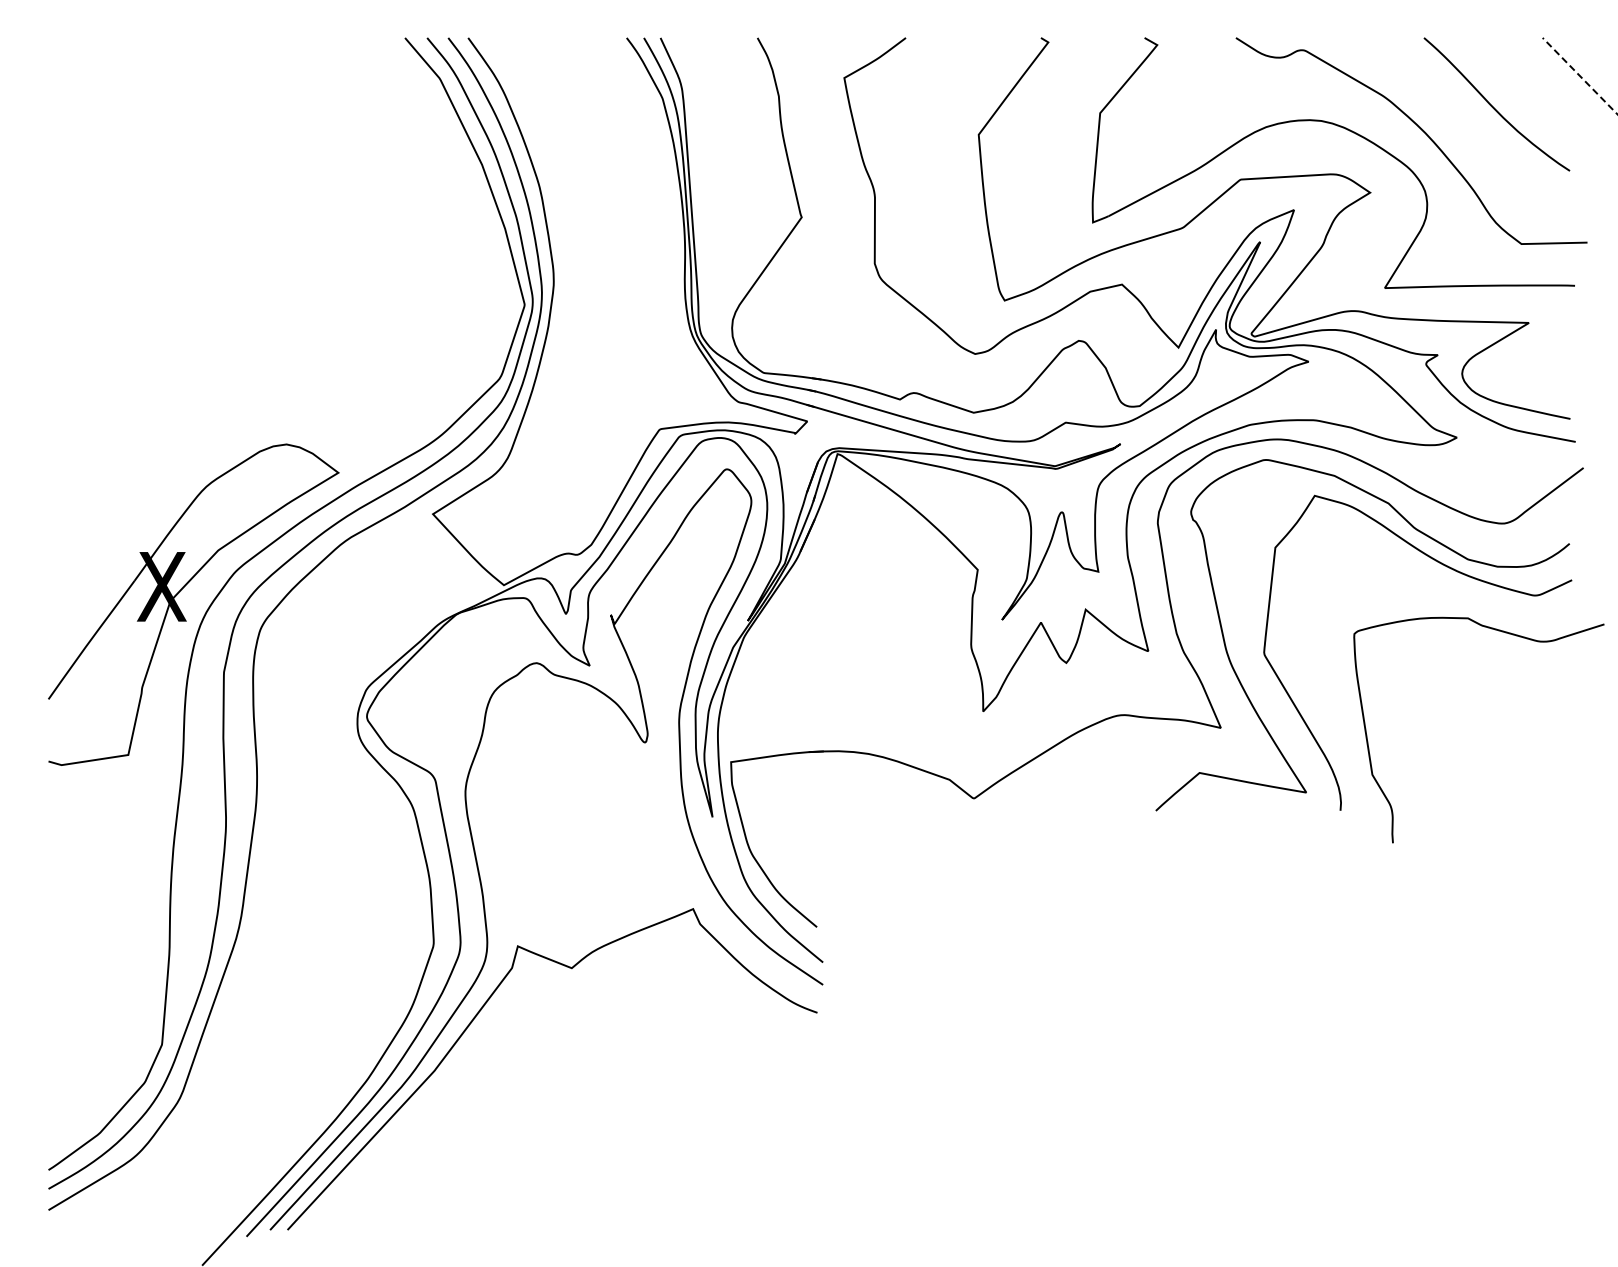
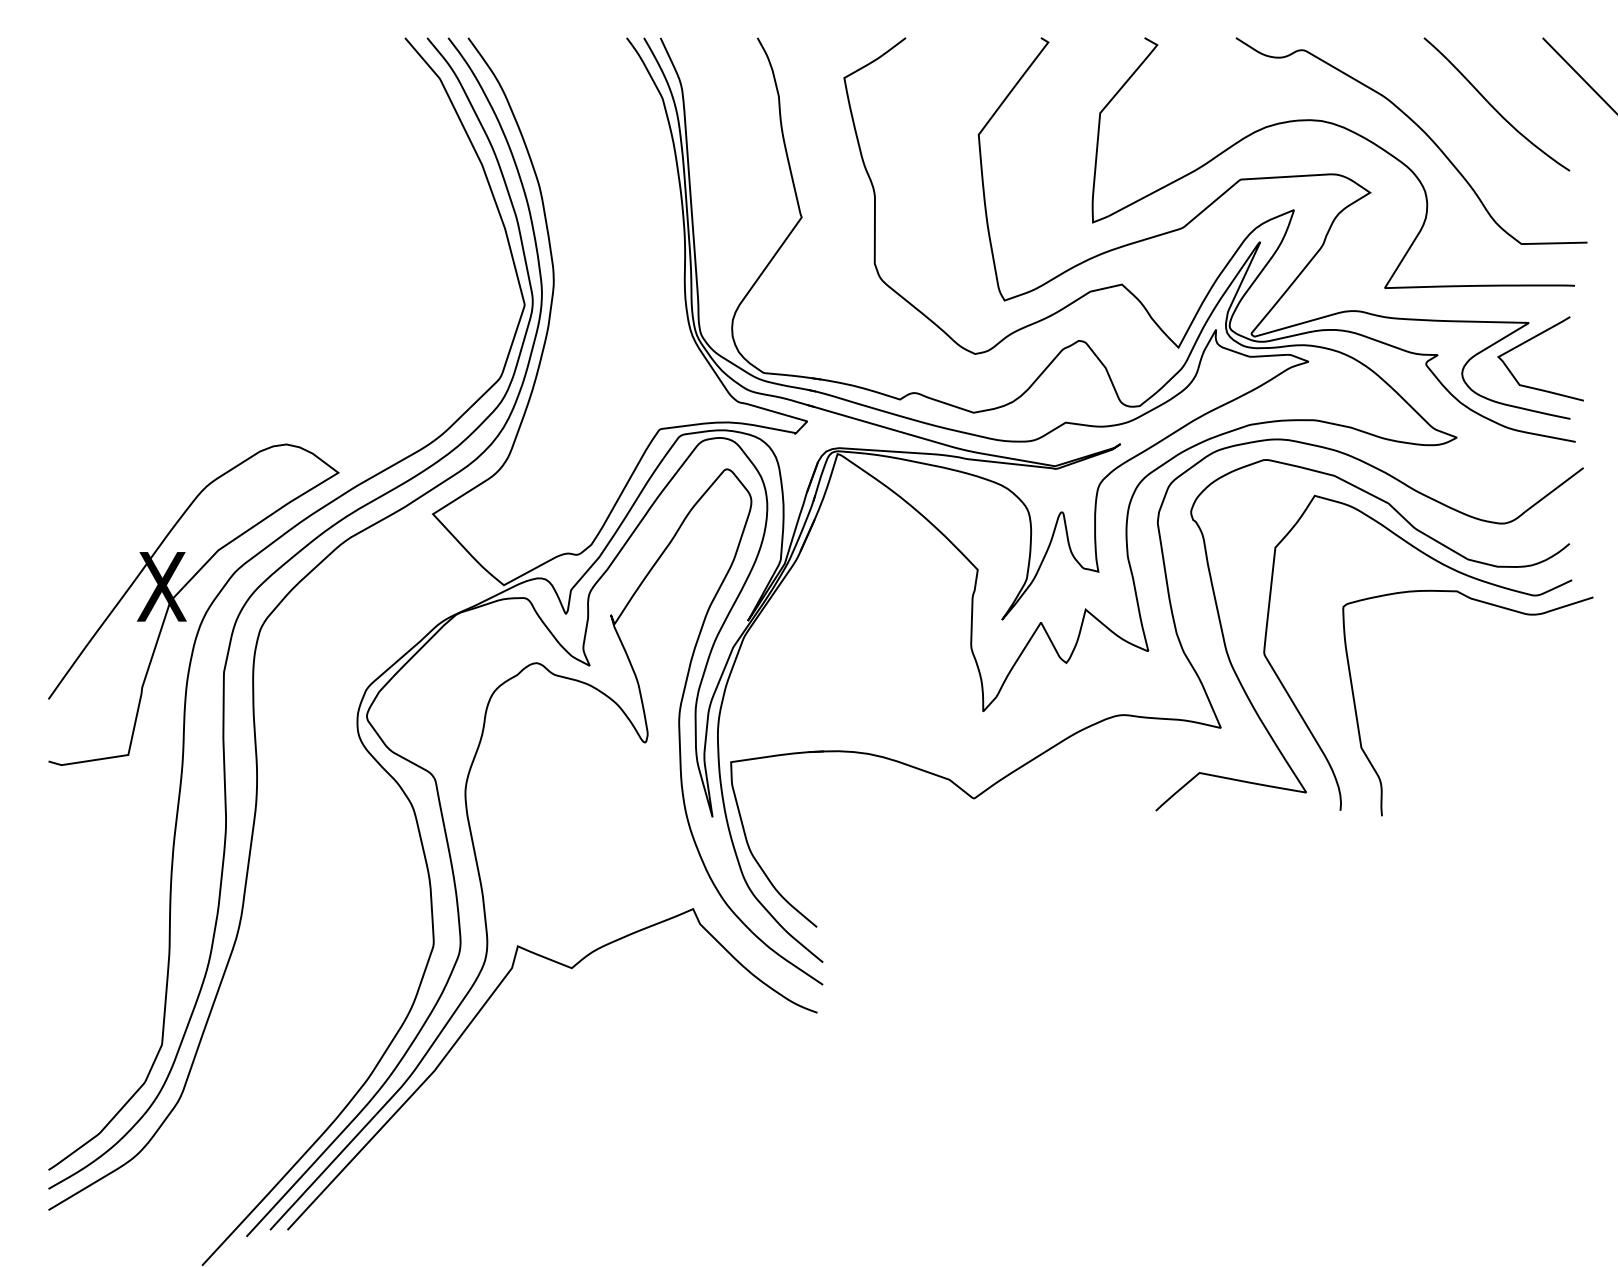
line: dashed -> solid (1579, 75)
curve: none -> present (1530, 340)
curve position: (1505, 633) -> (1494, 606) (1494, 606)
